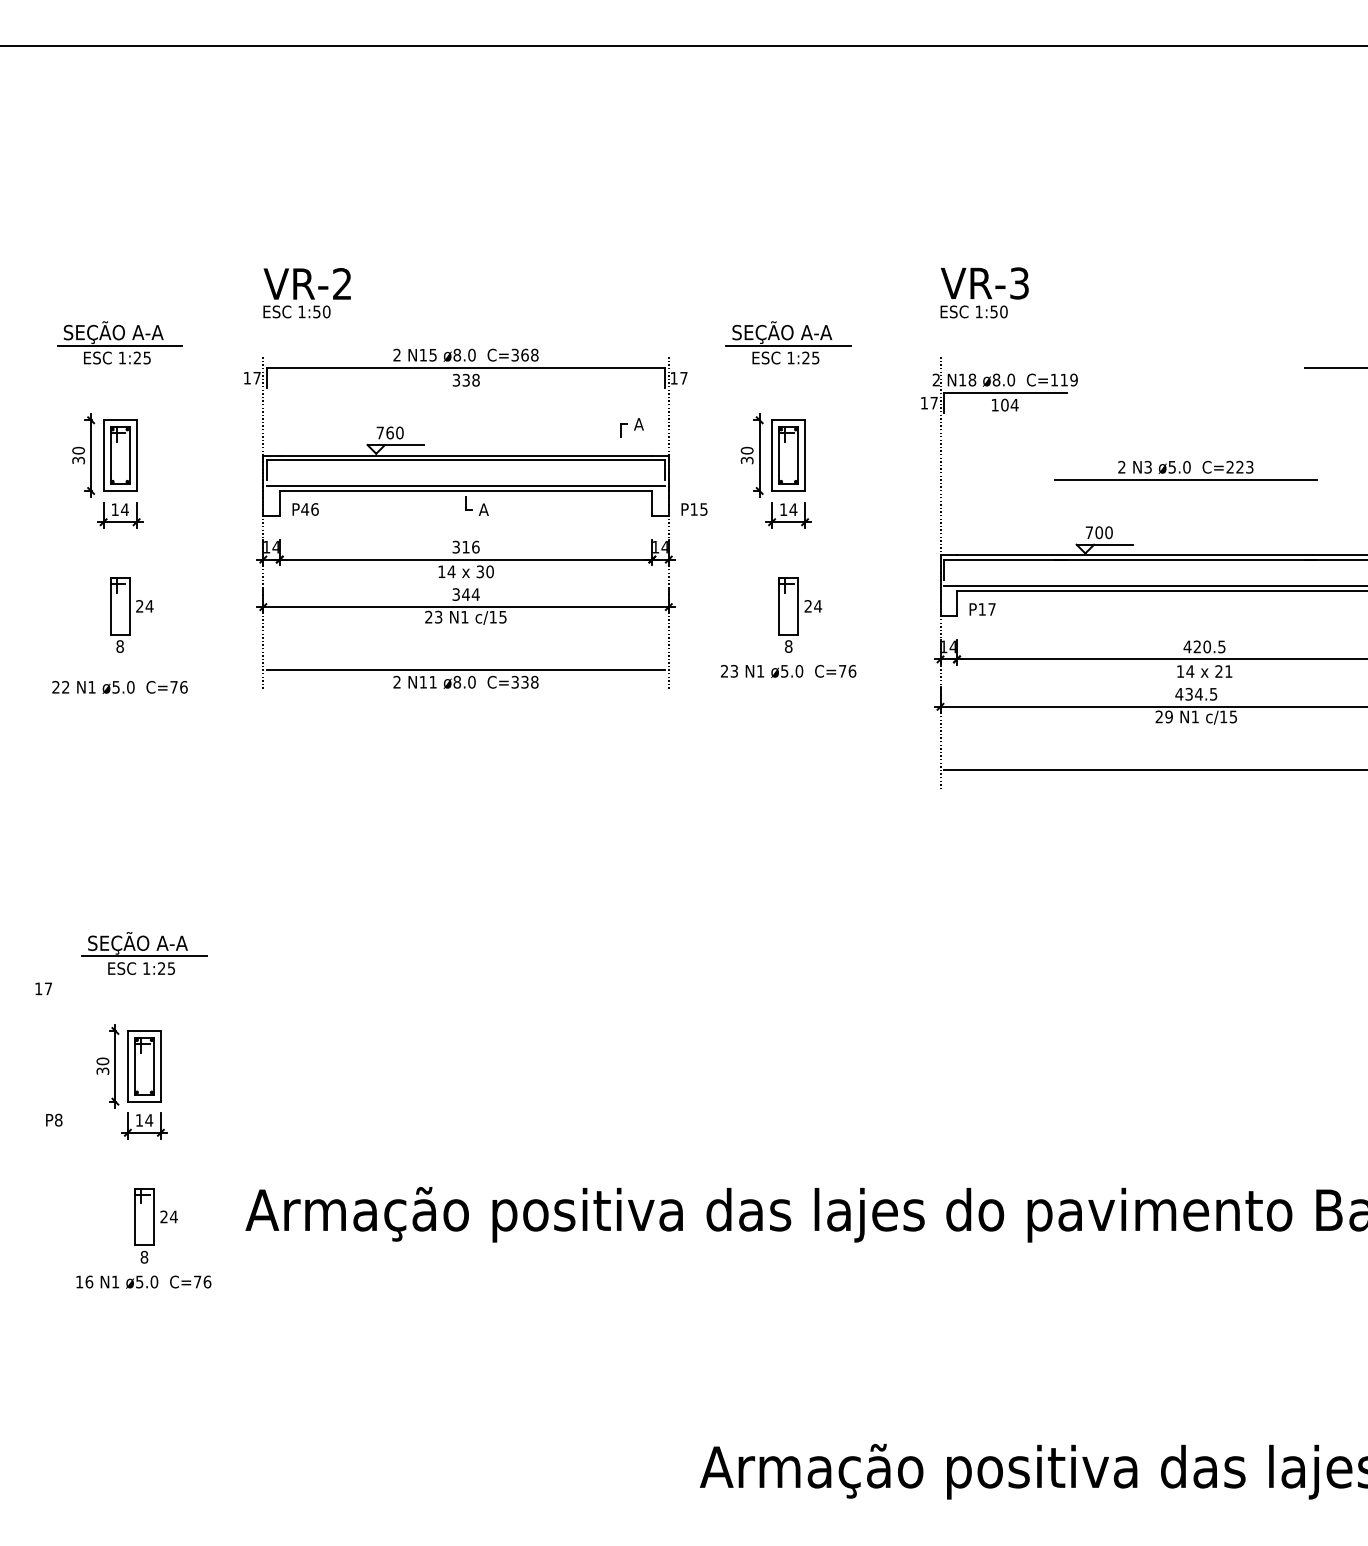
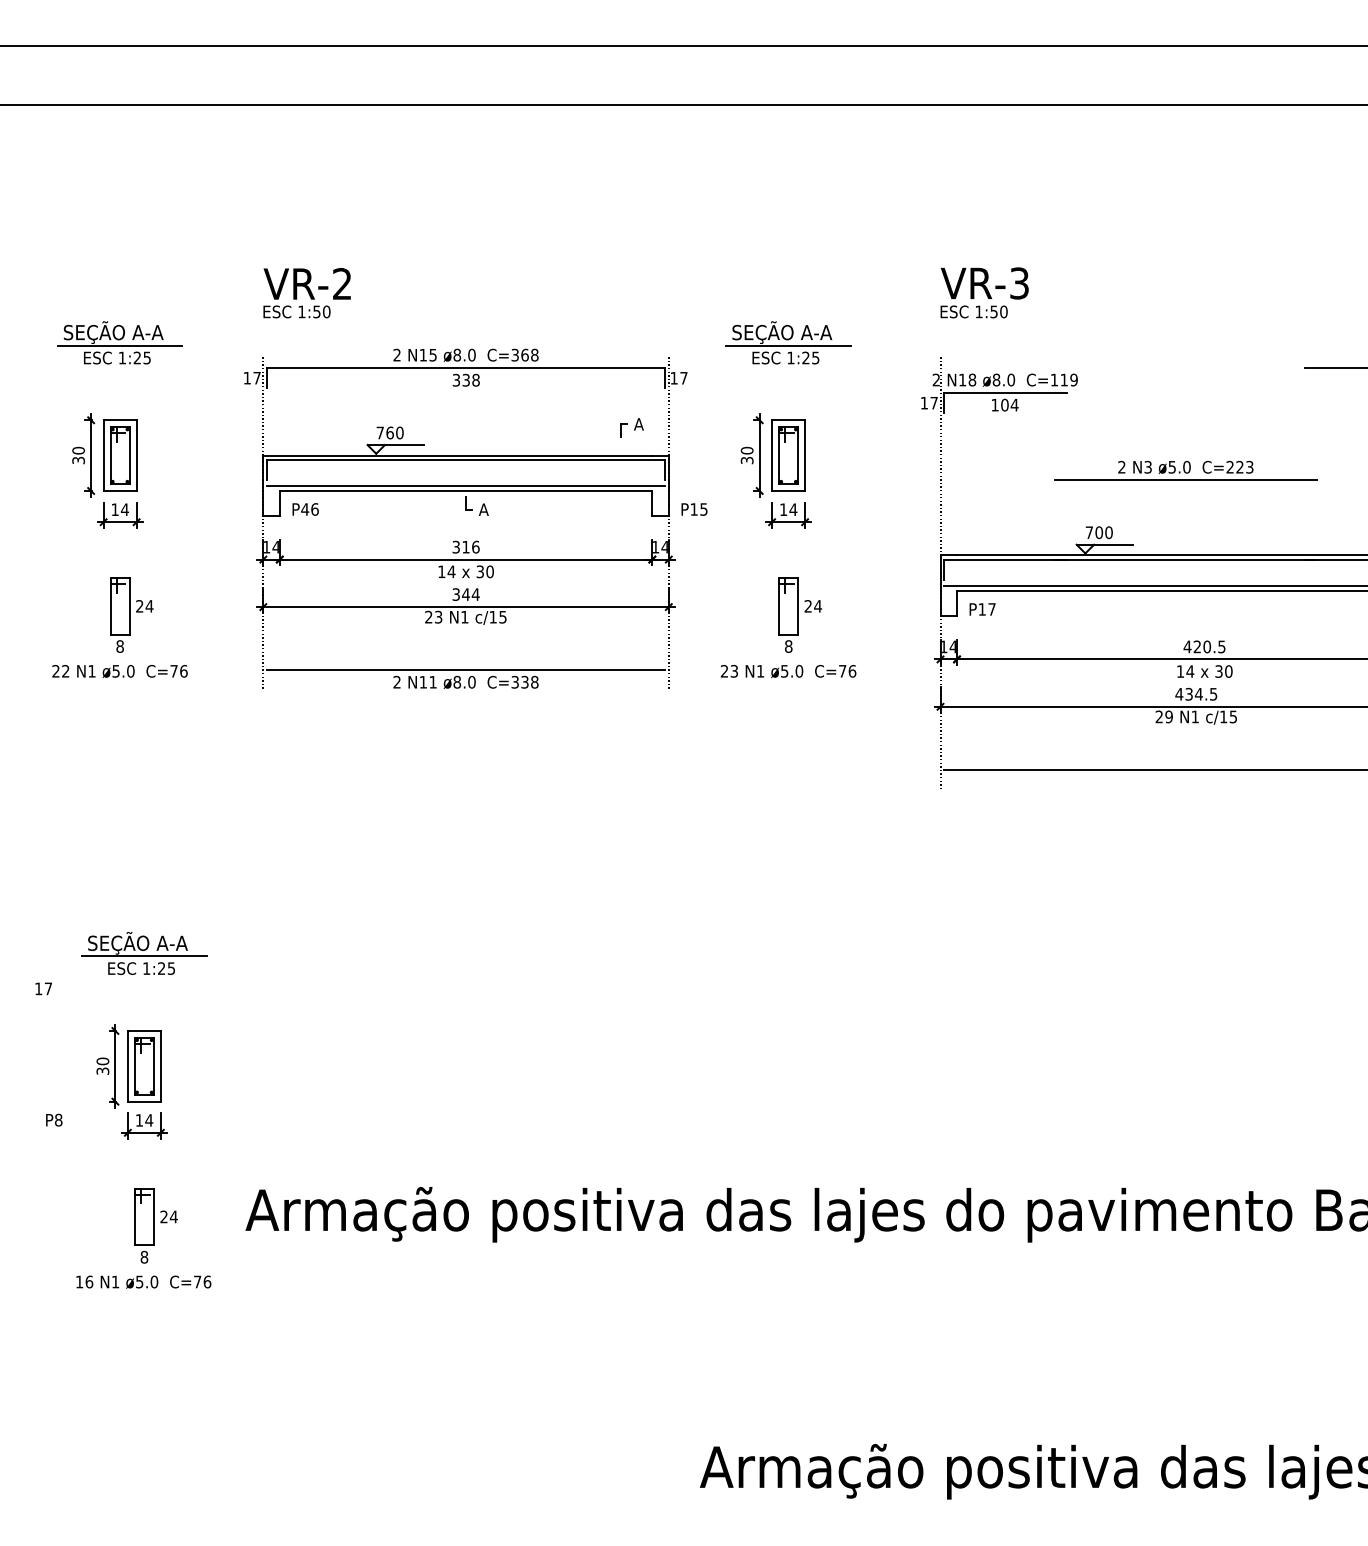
line: none -> present (683, 105)
text: 21 -> 30 (1223, 671)
text position: (119, 687) -> (119, 671) (119, 671)
